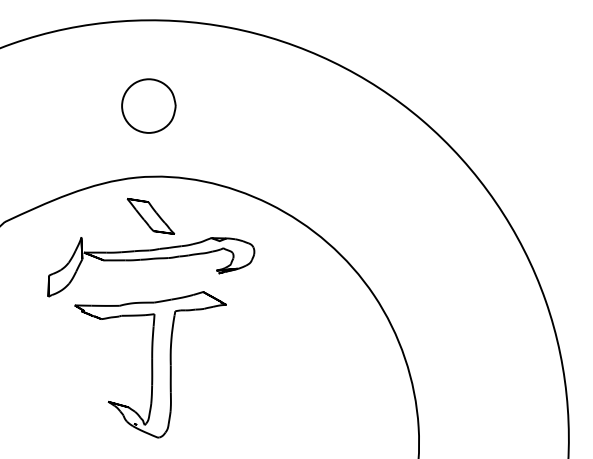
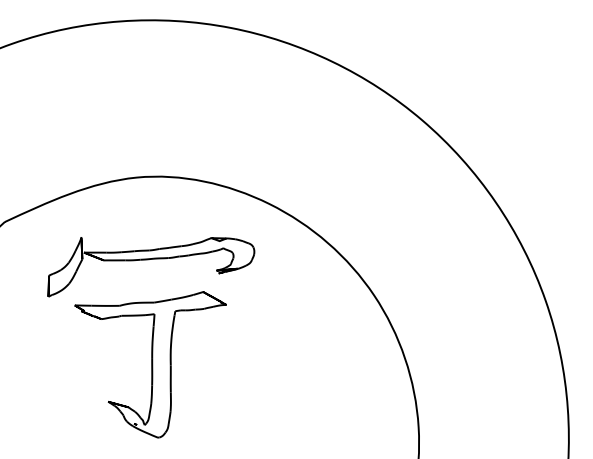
part: present -> none (148, 105)
part: present -> none (150, 216)
